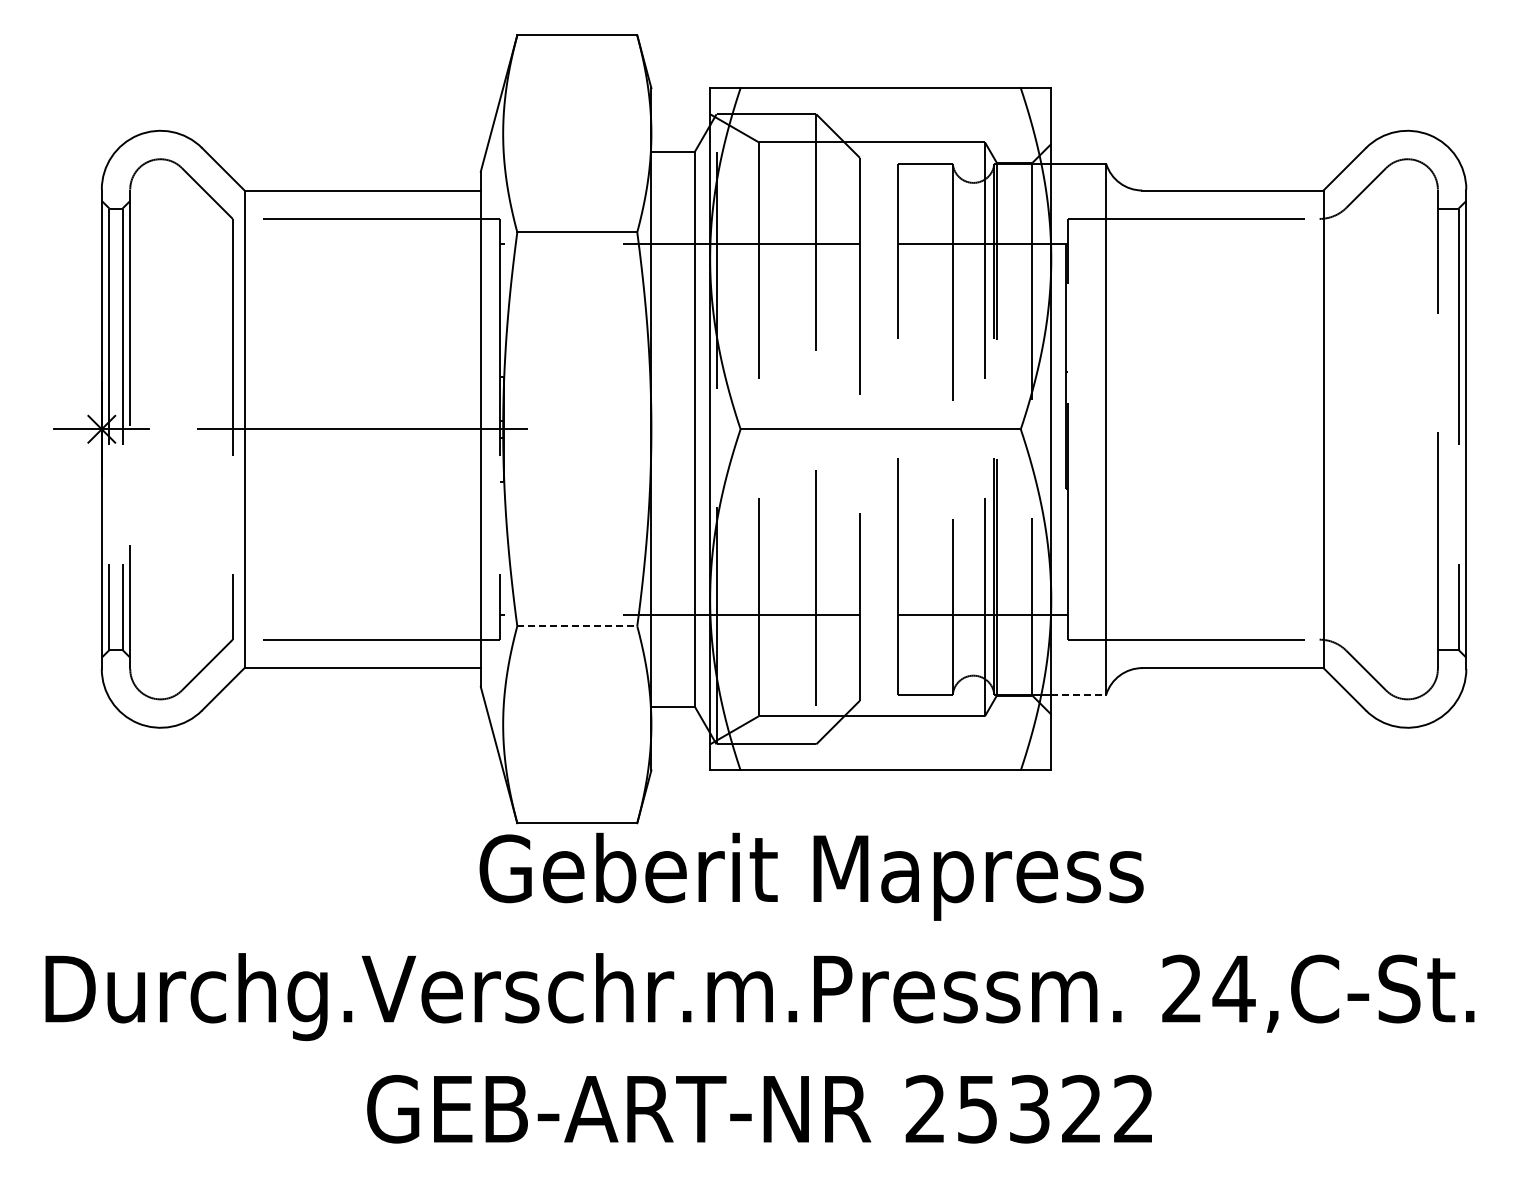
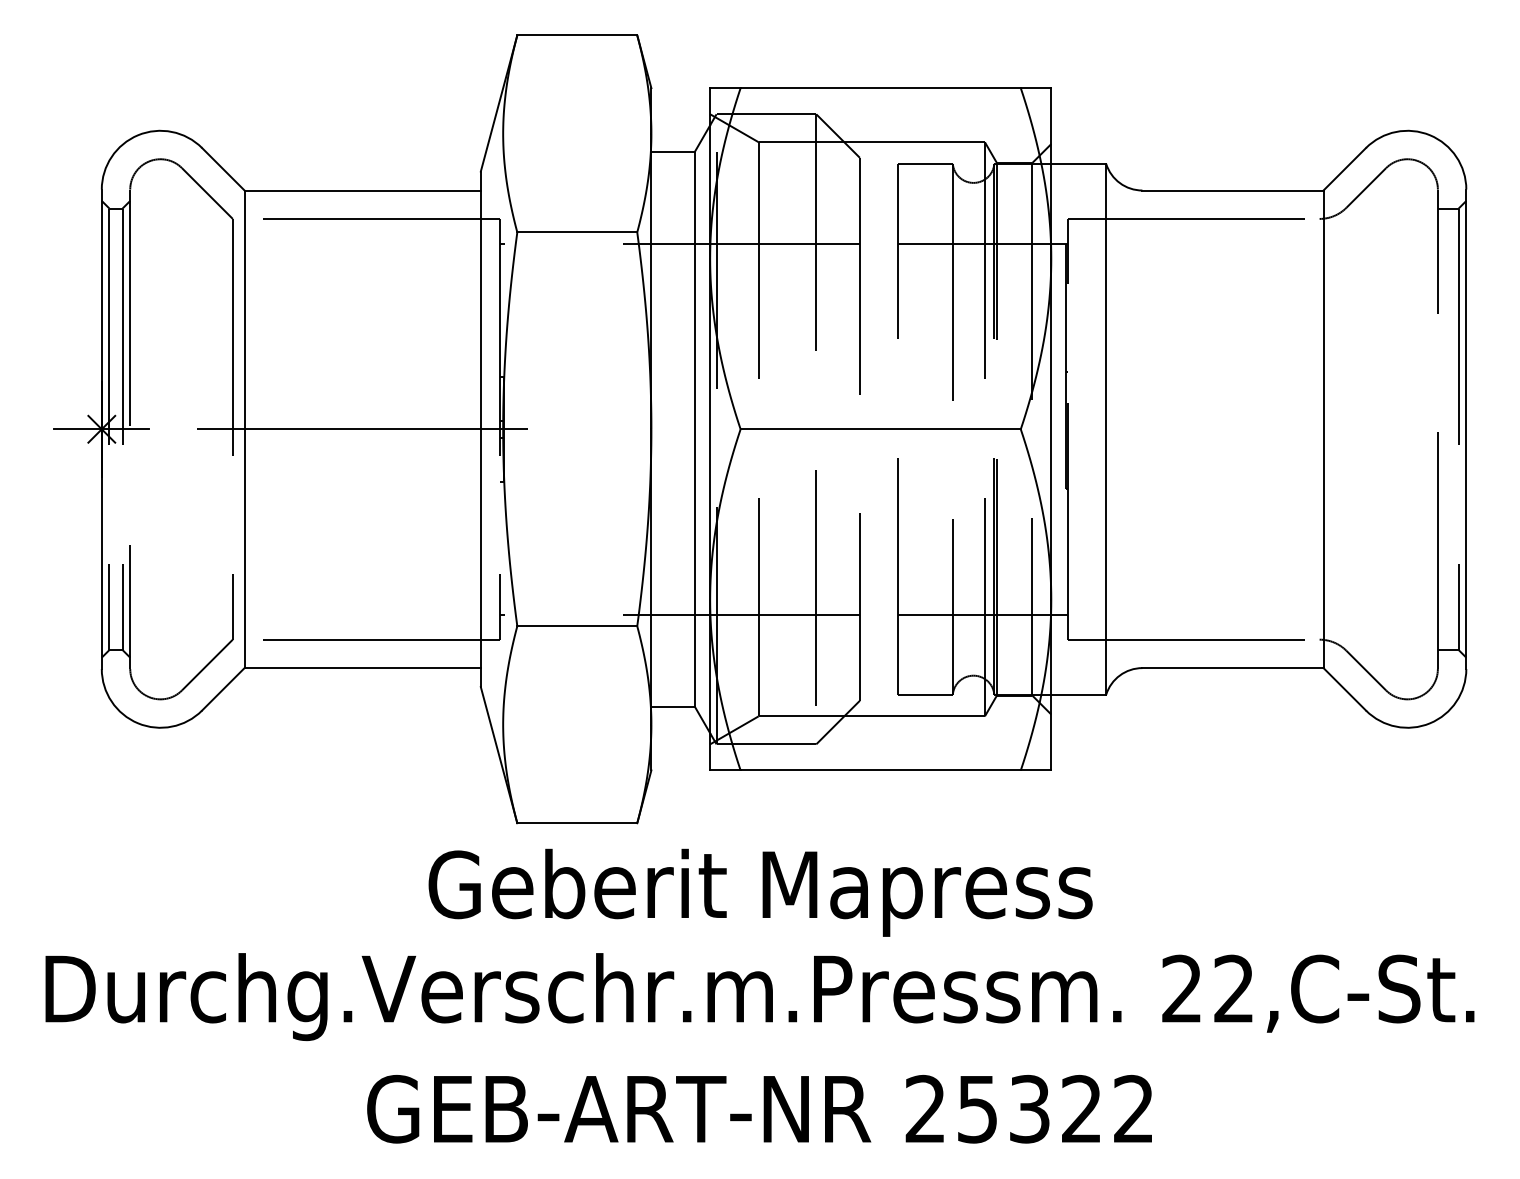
line: dashed -> solid (577, 626)
line: dashed -> solid (1079, 694)
text position: (811, 876) -> (760, 892) (760, 892)
text: 24,C-St. -> 22,C-St. (1233, 988)
